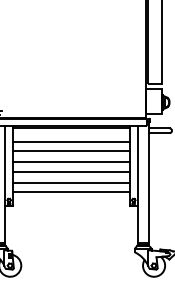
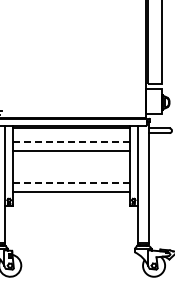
line: solid -> dashed (71, 141)
line: present -> none (71, 162)
line: present -> none (71, 171)
line: solid -> dashed (71, 183)
